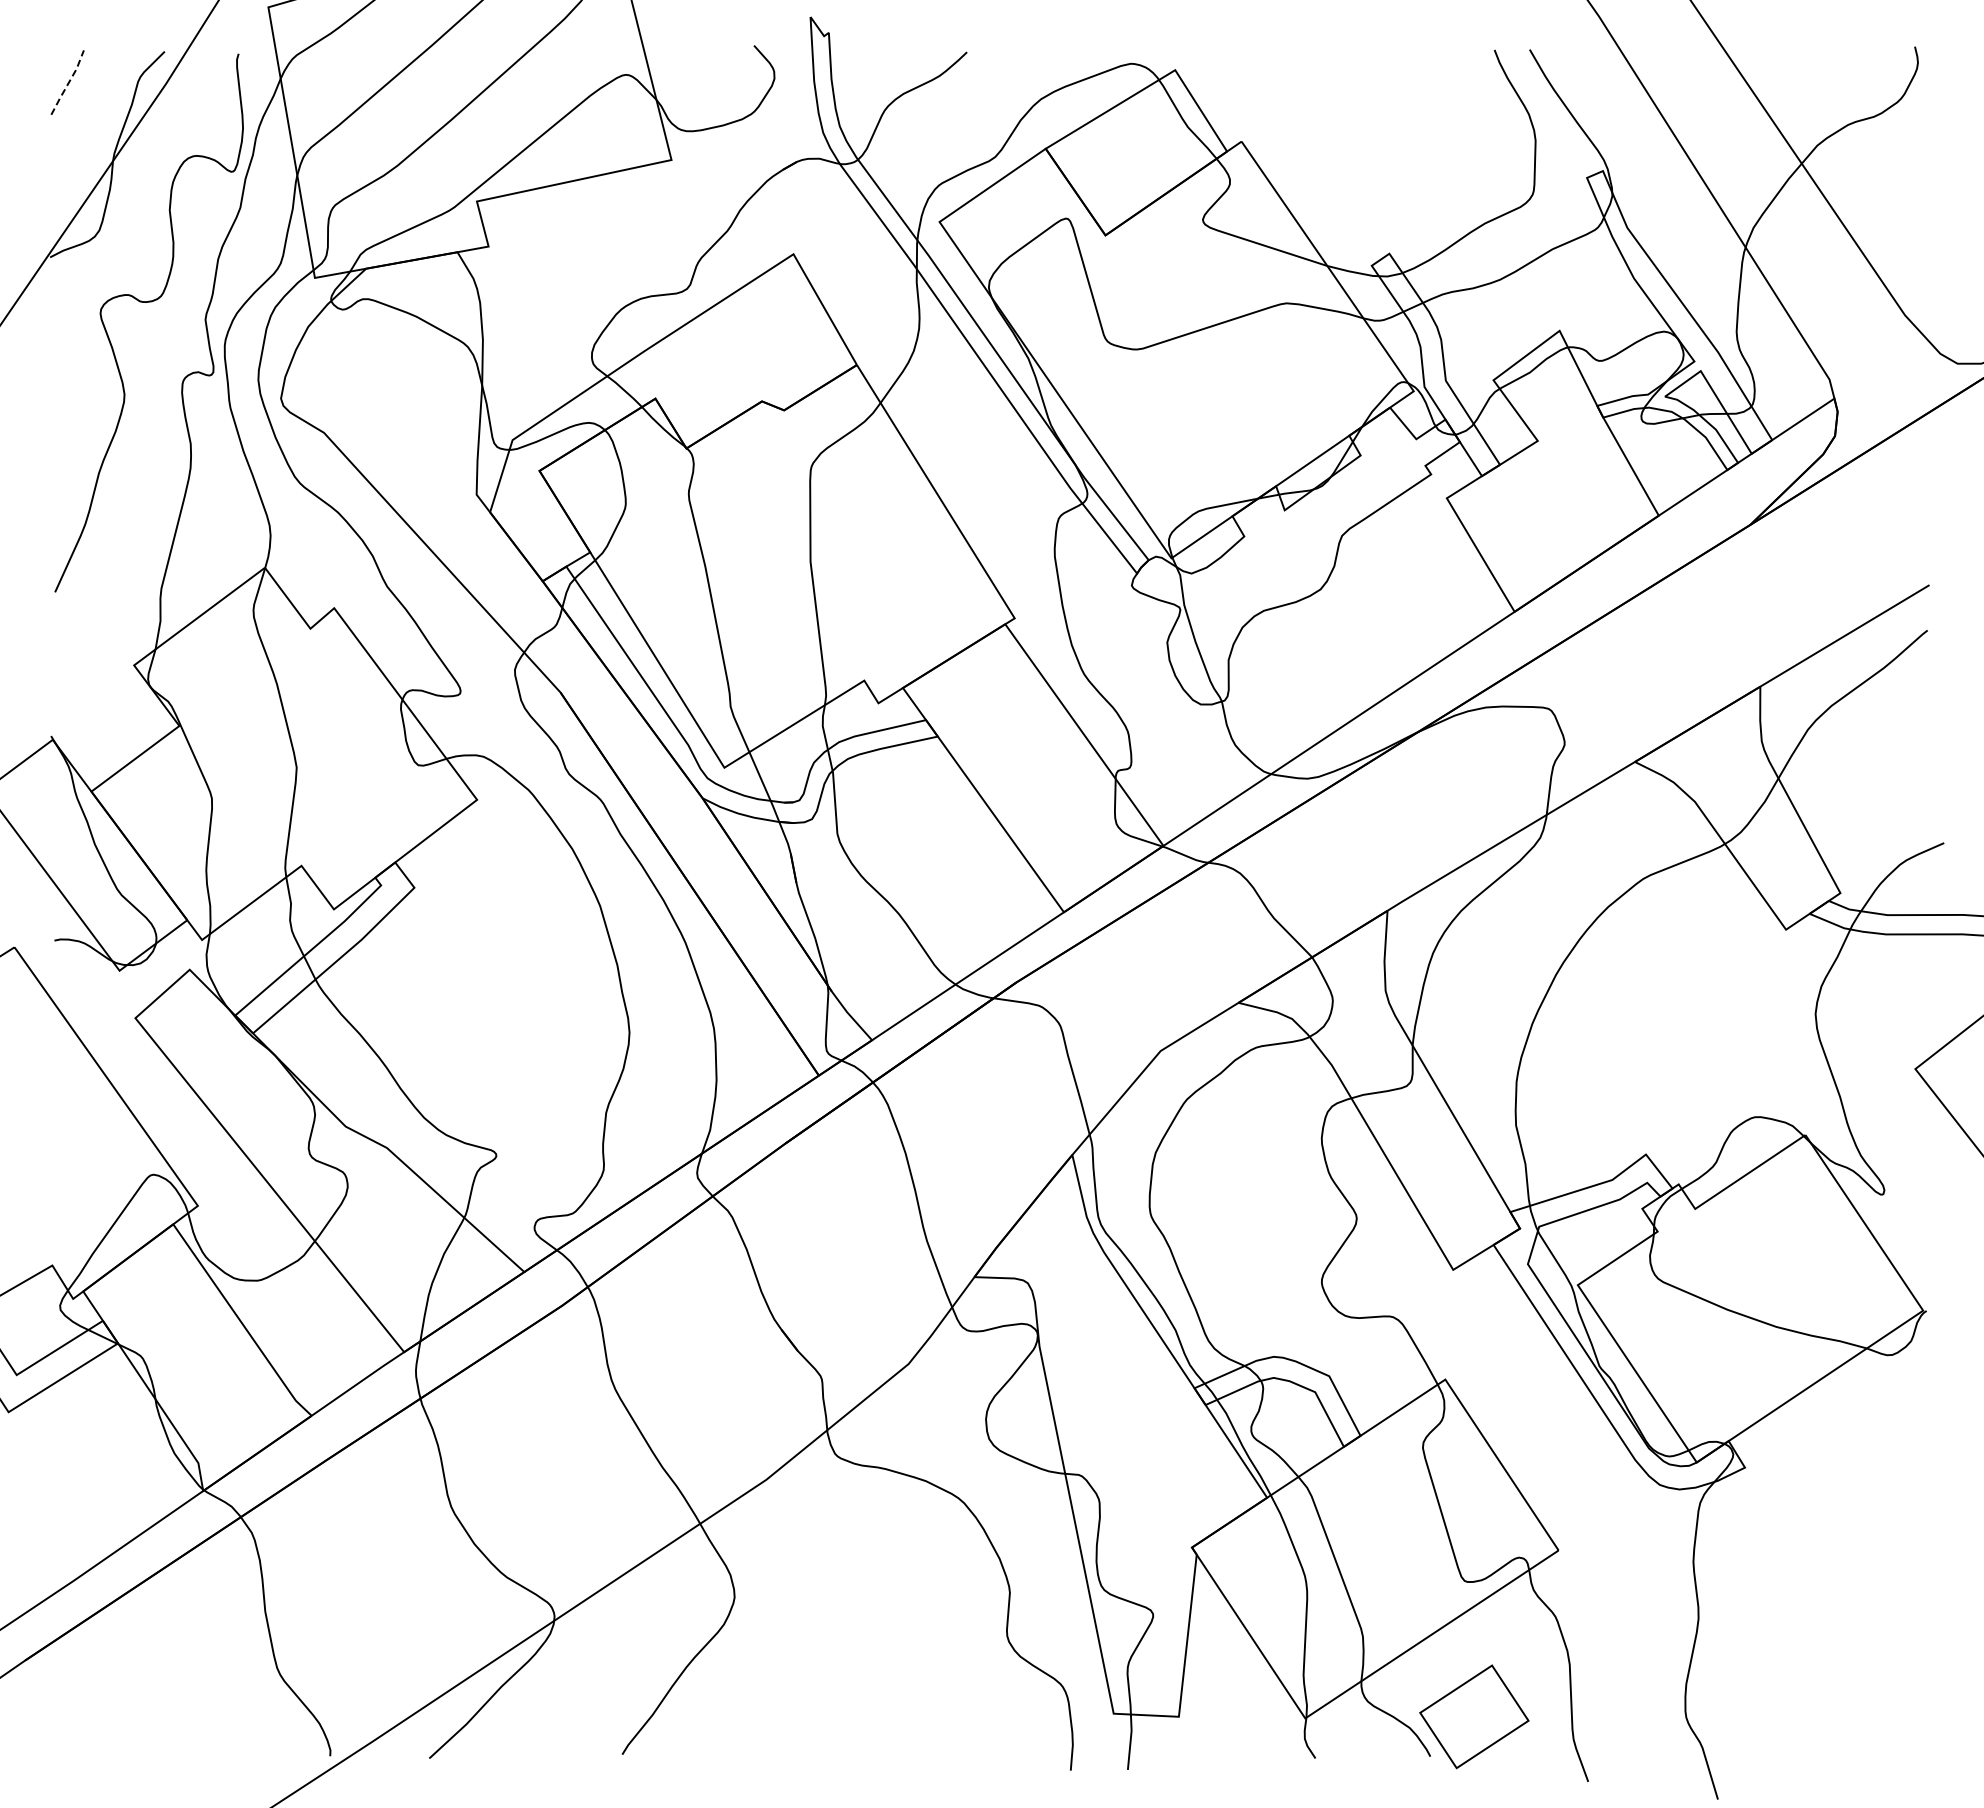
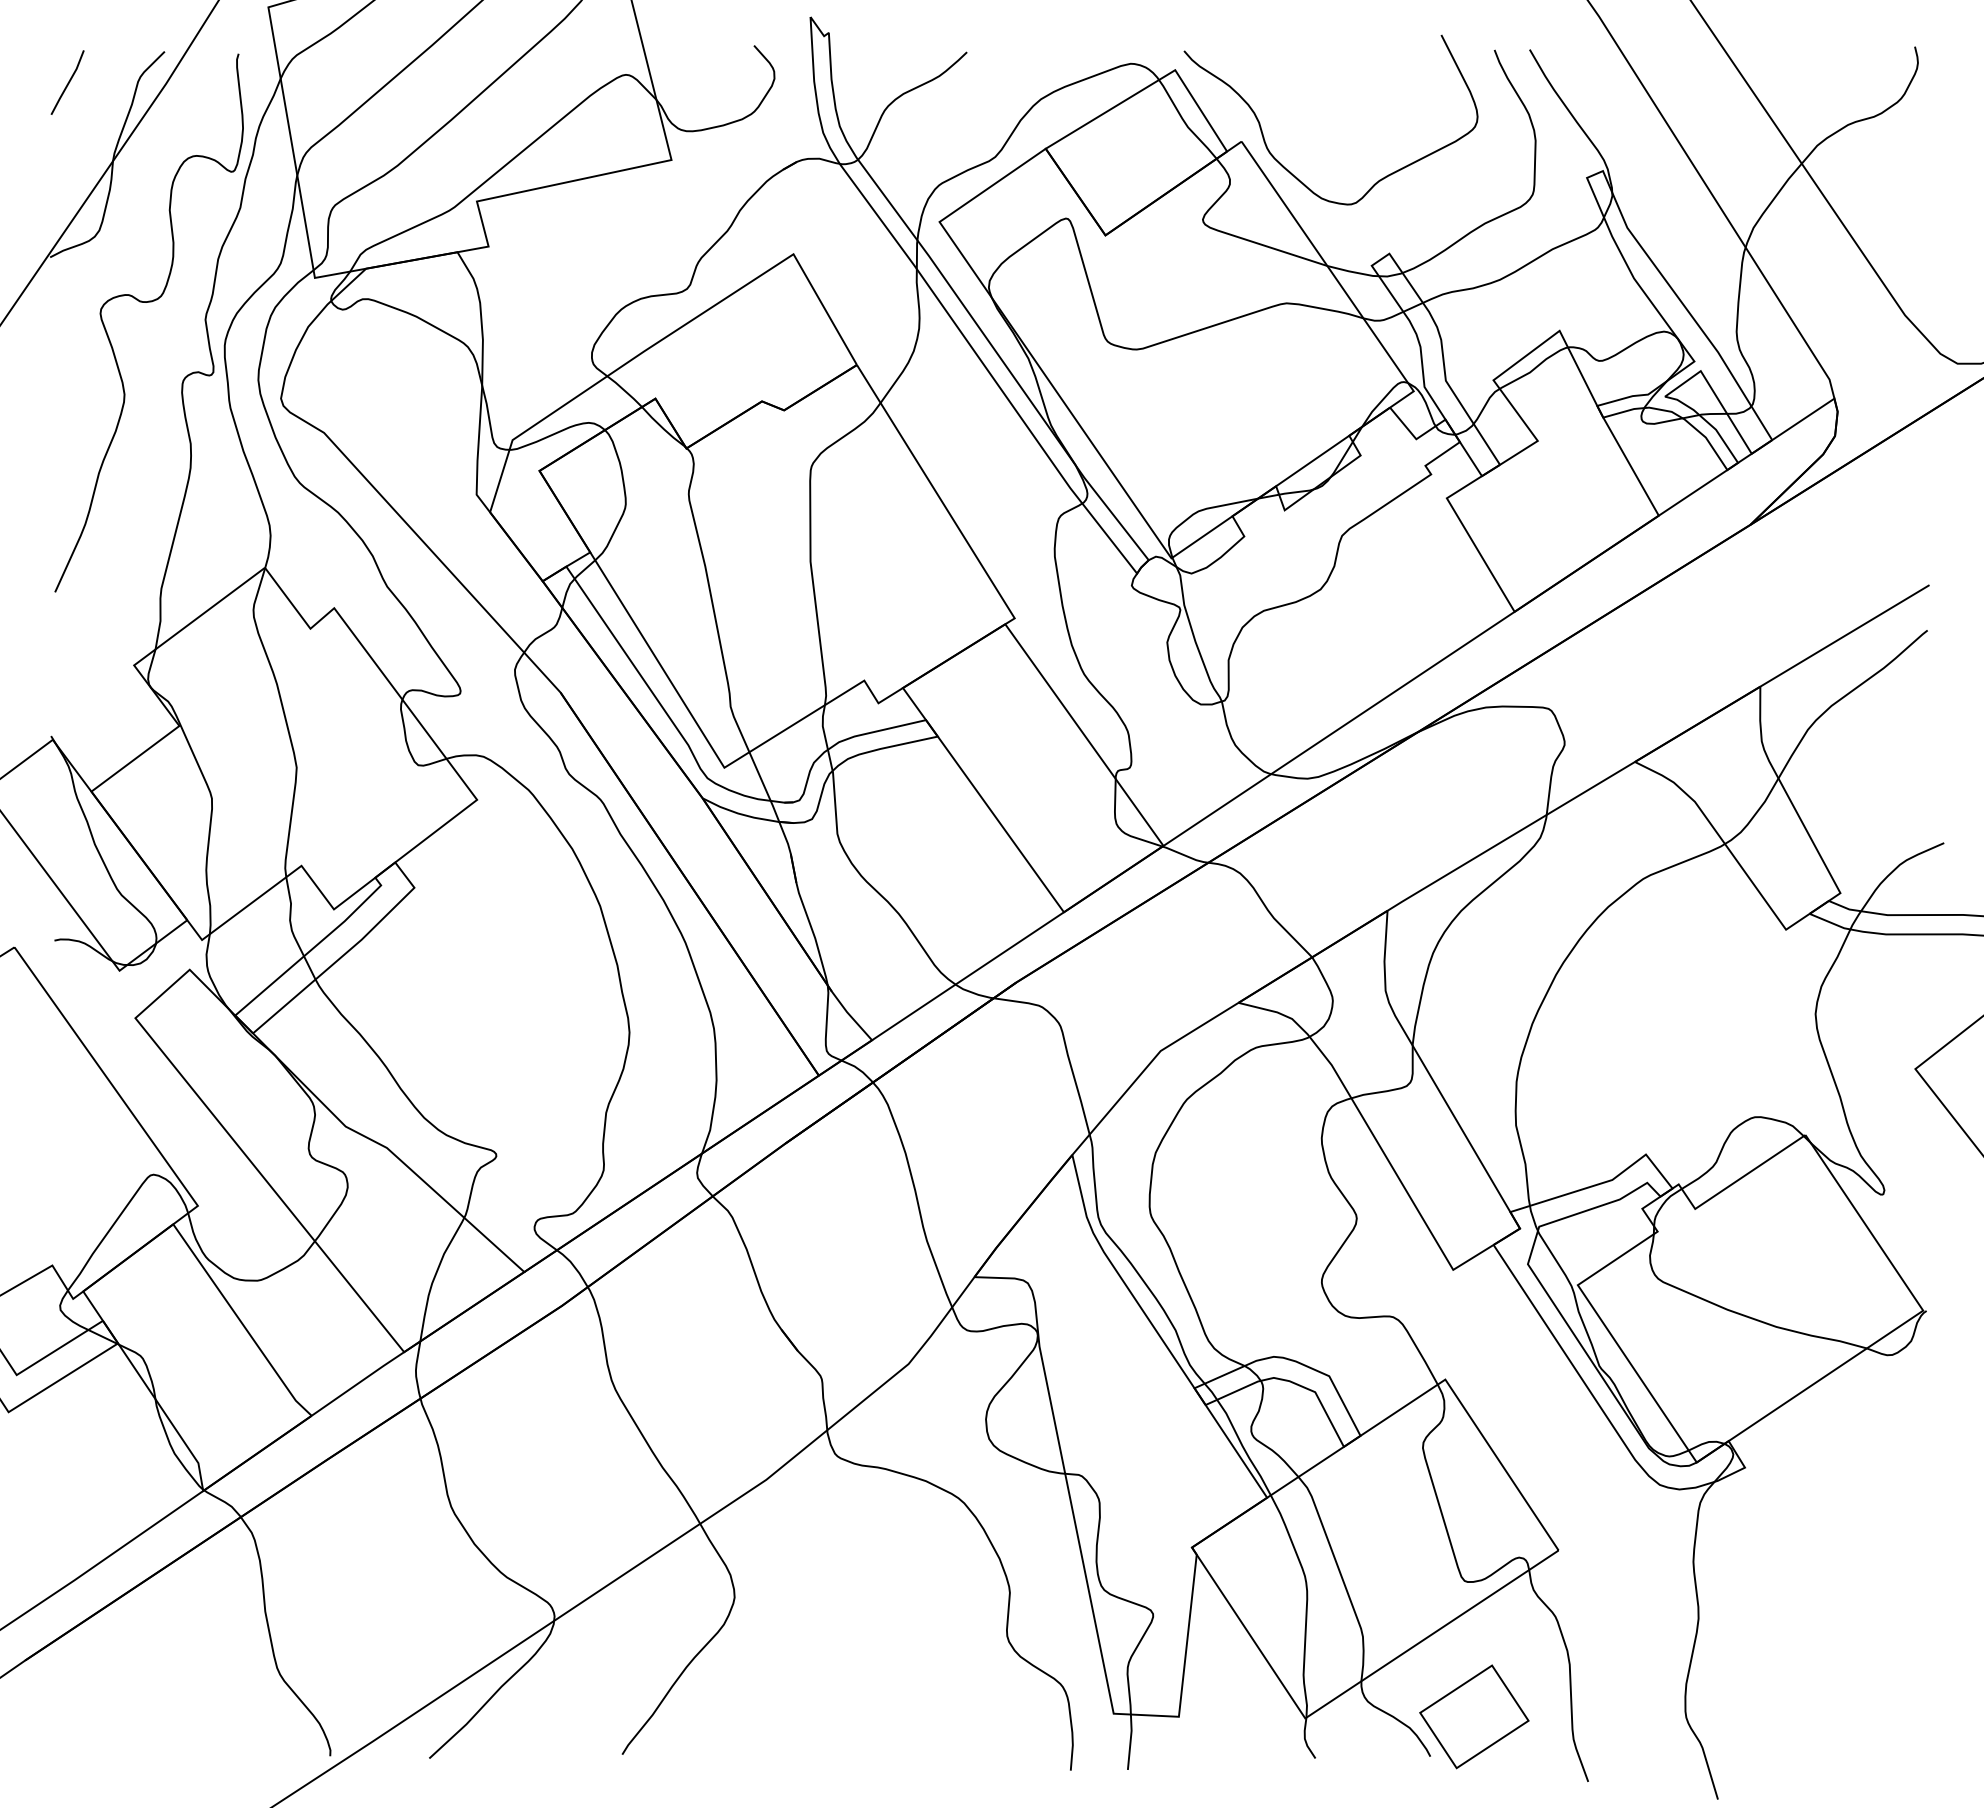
line: dashed -> solid (68, 82)
curve: none -> present (1289, 170)
